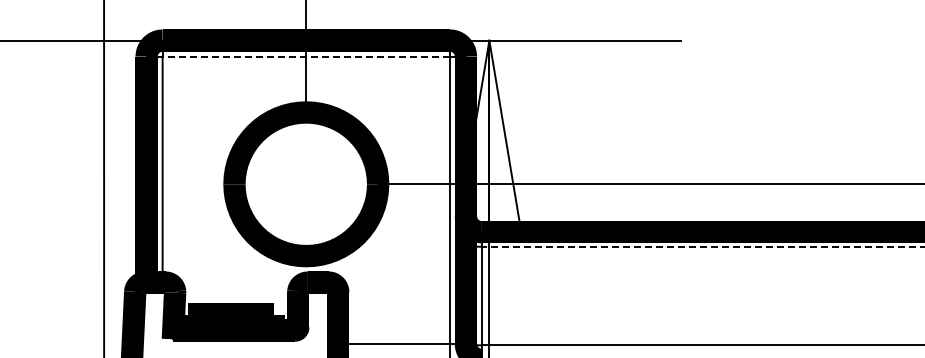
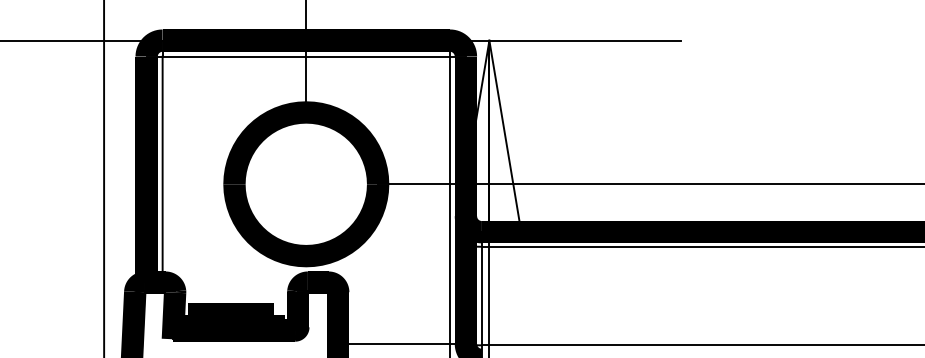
line: dashed -> solid (306, 56)
line: dashed -> solid (702, 246)
